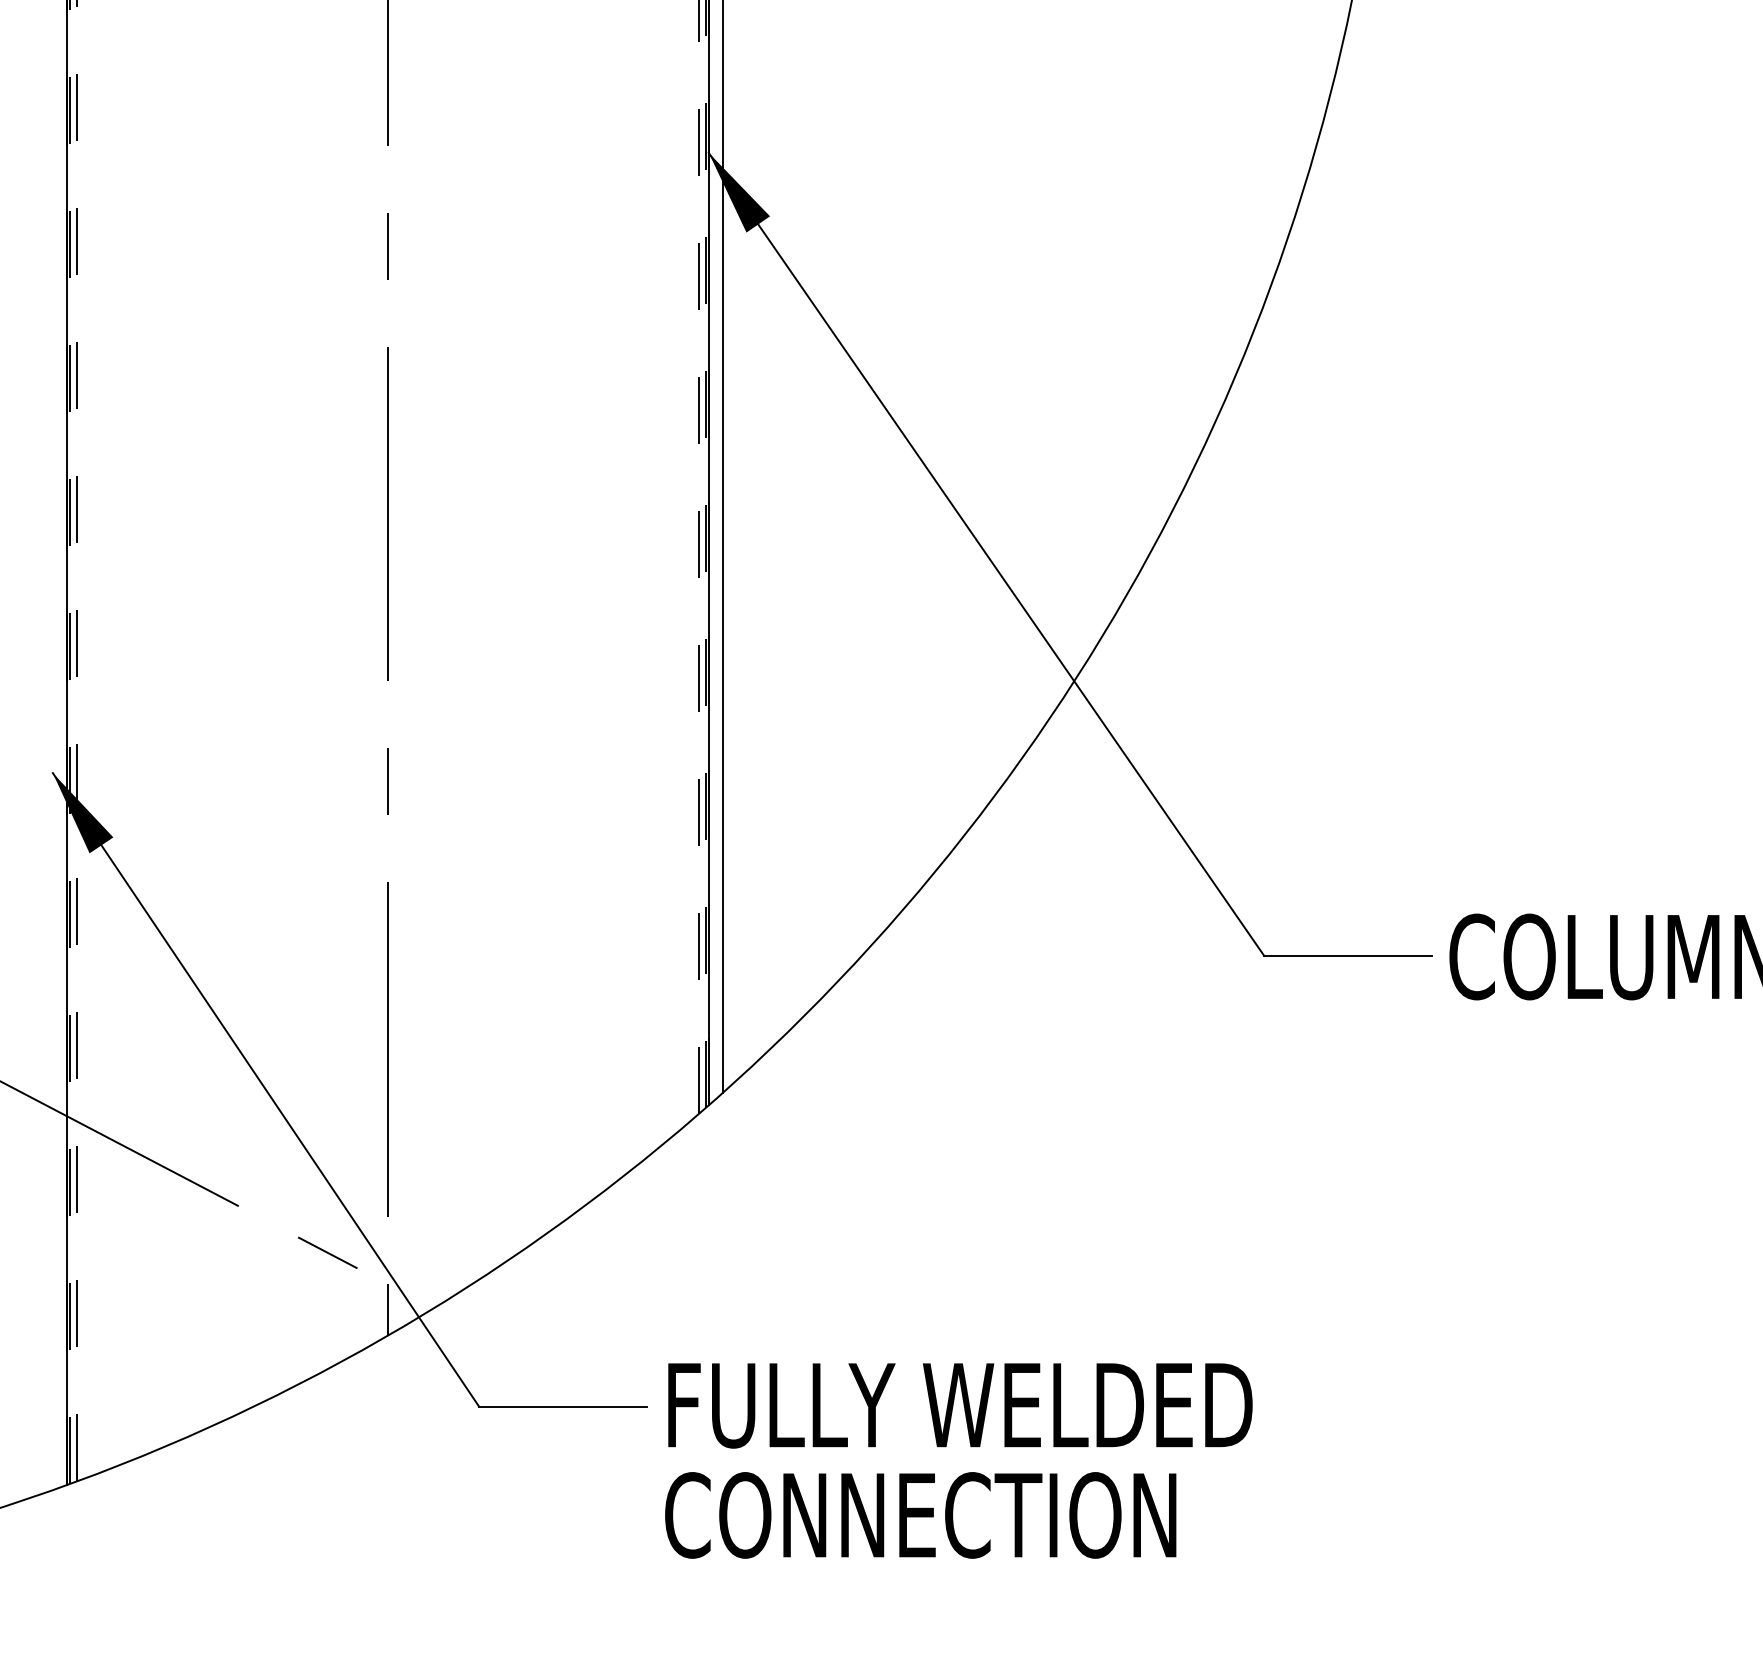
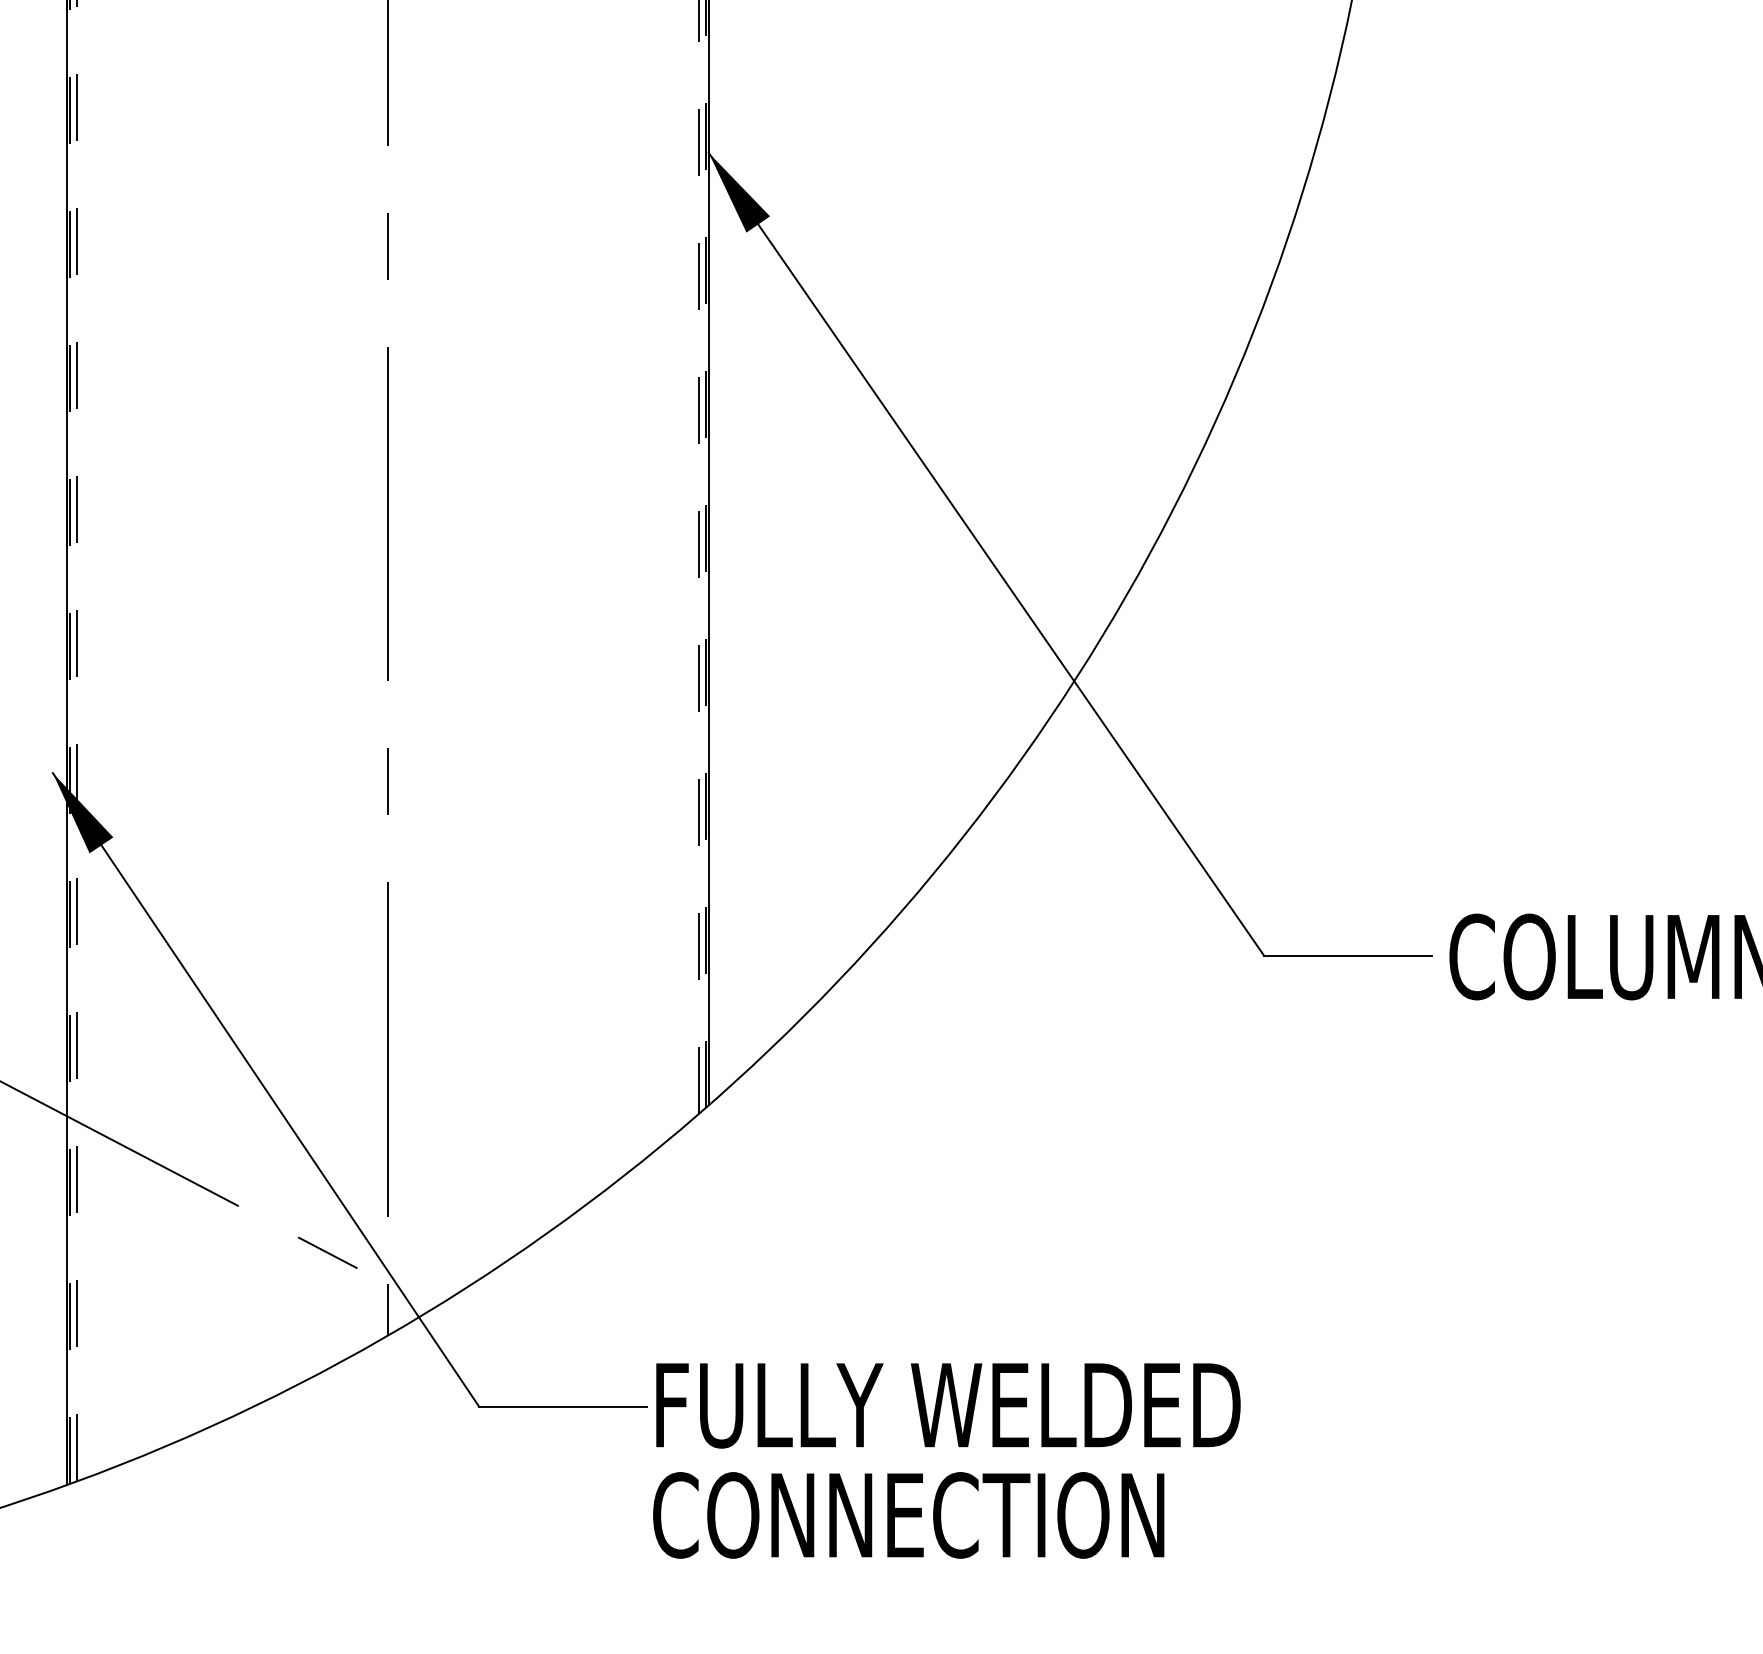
line: present -> none (722, 547)
text position: (958, 1460) -> (946, 1460) (946, 1460)
